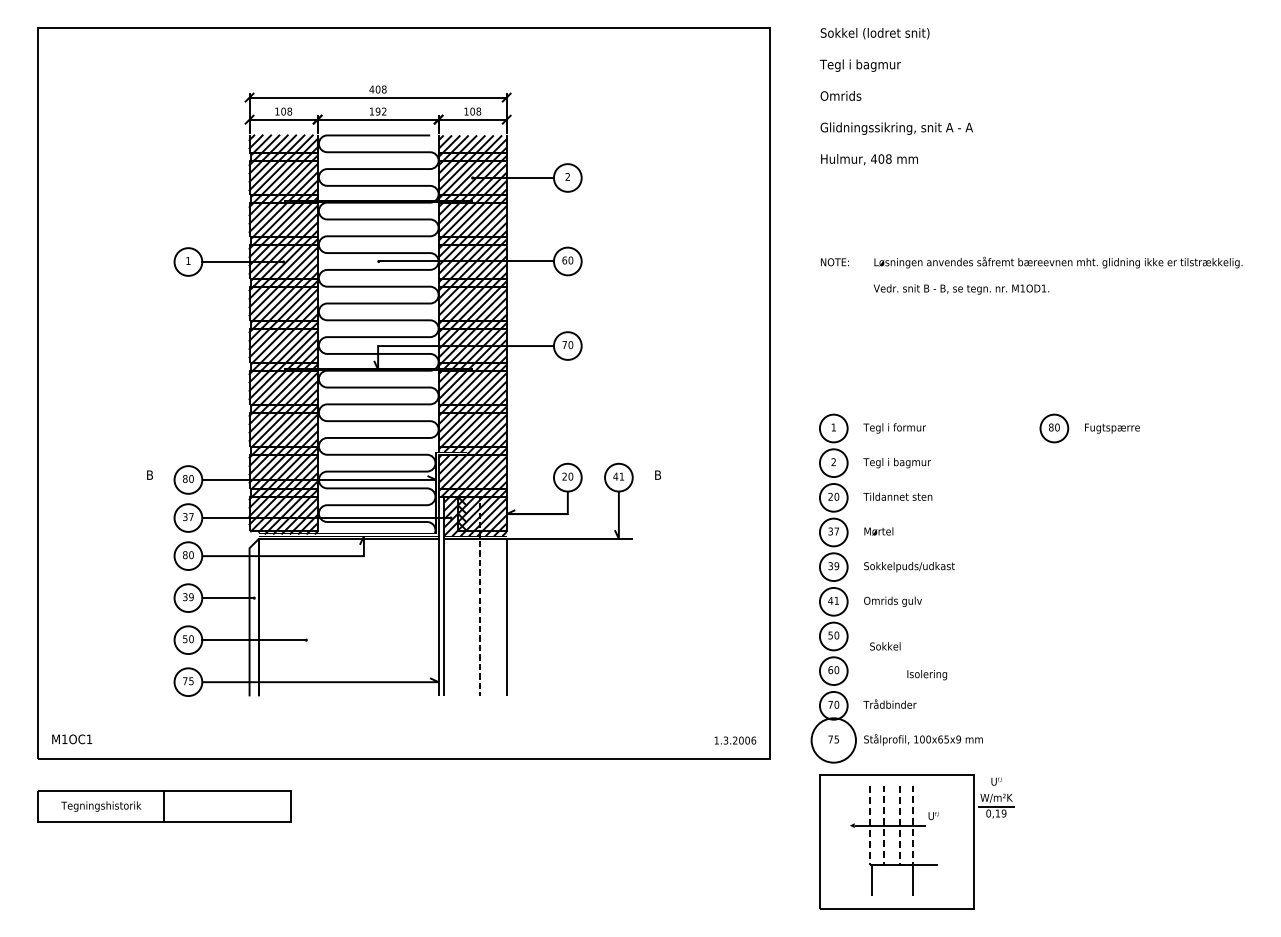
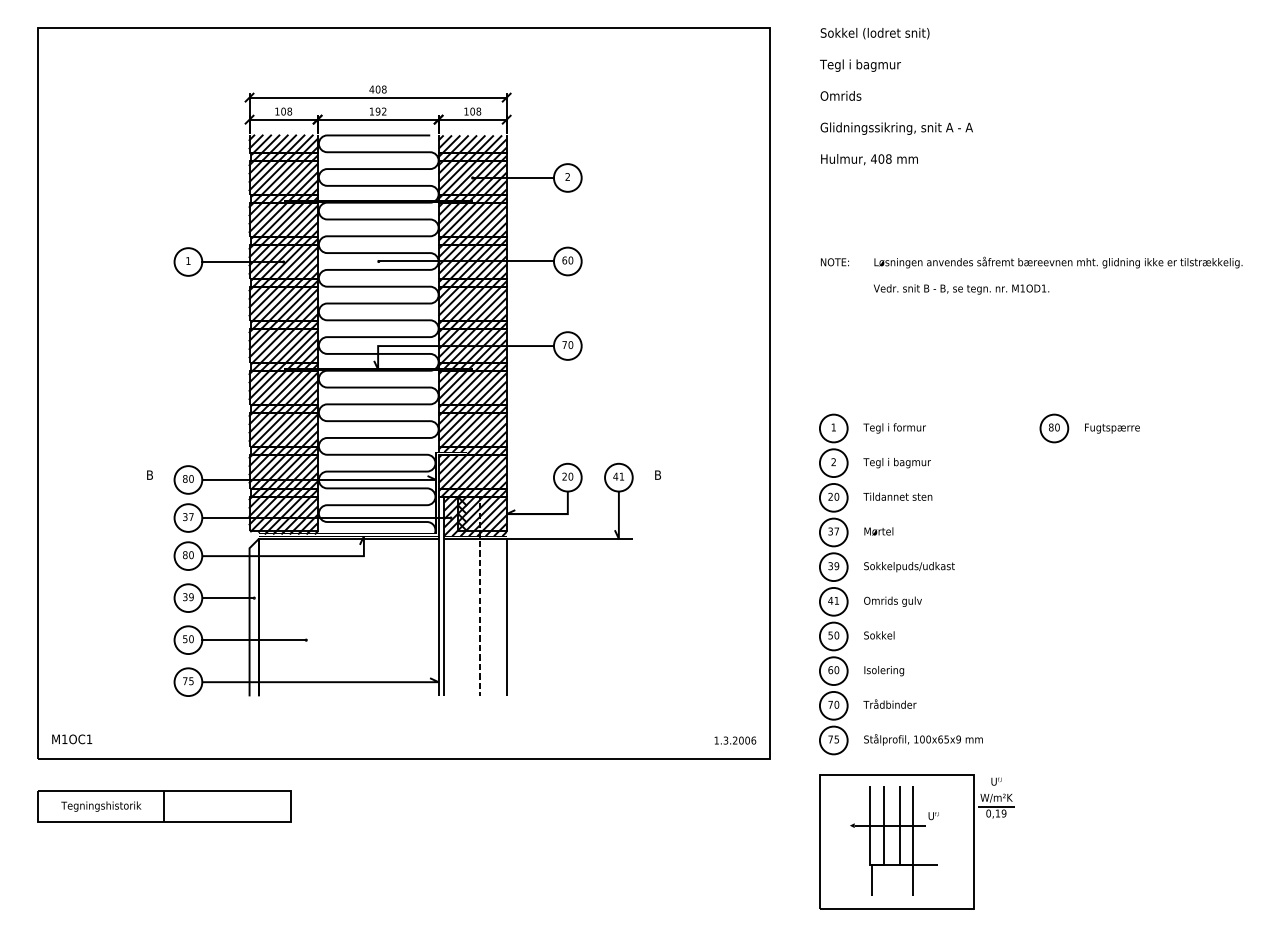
text position: (885, 646) -> (879, 635) (879, 635)
text position: (927, 675) -> (884, 671) (884, 671)
circle diameter: 44 px -> 28 px (833, 740)
line: dashed -> solid (877, 865)
line: dashed -> solid (906, 865)
